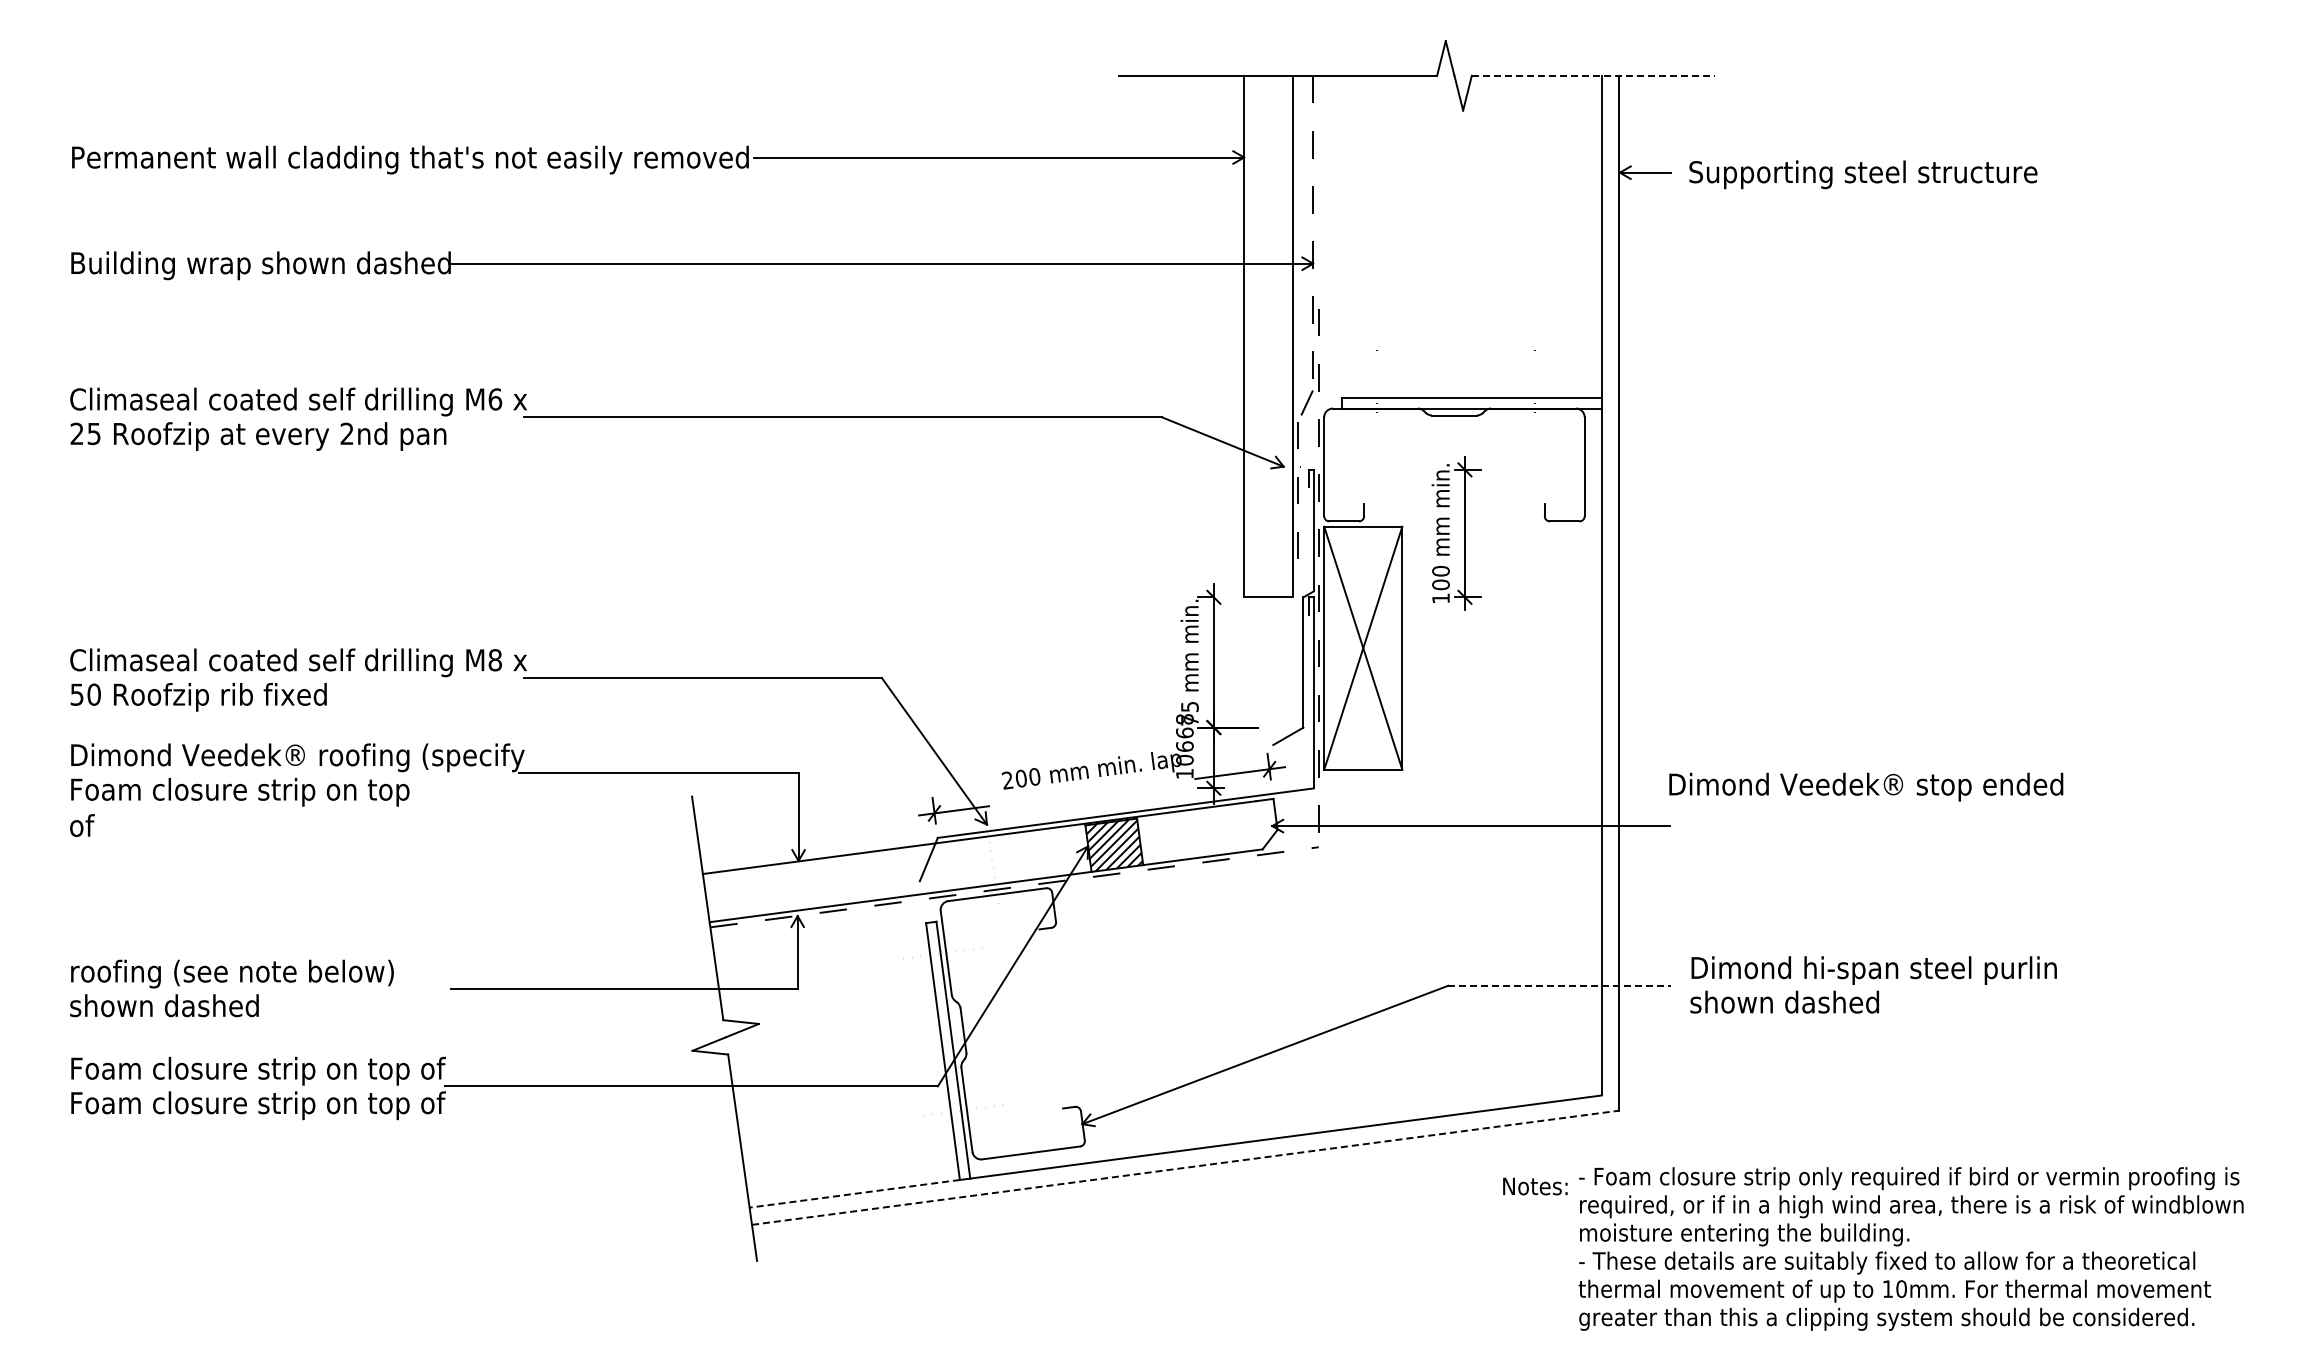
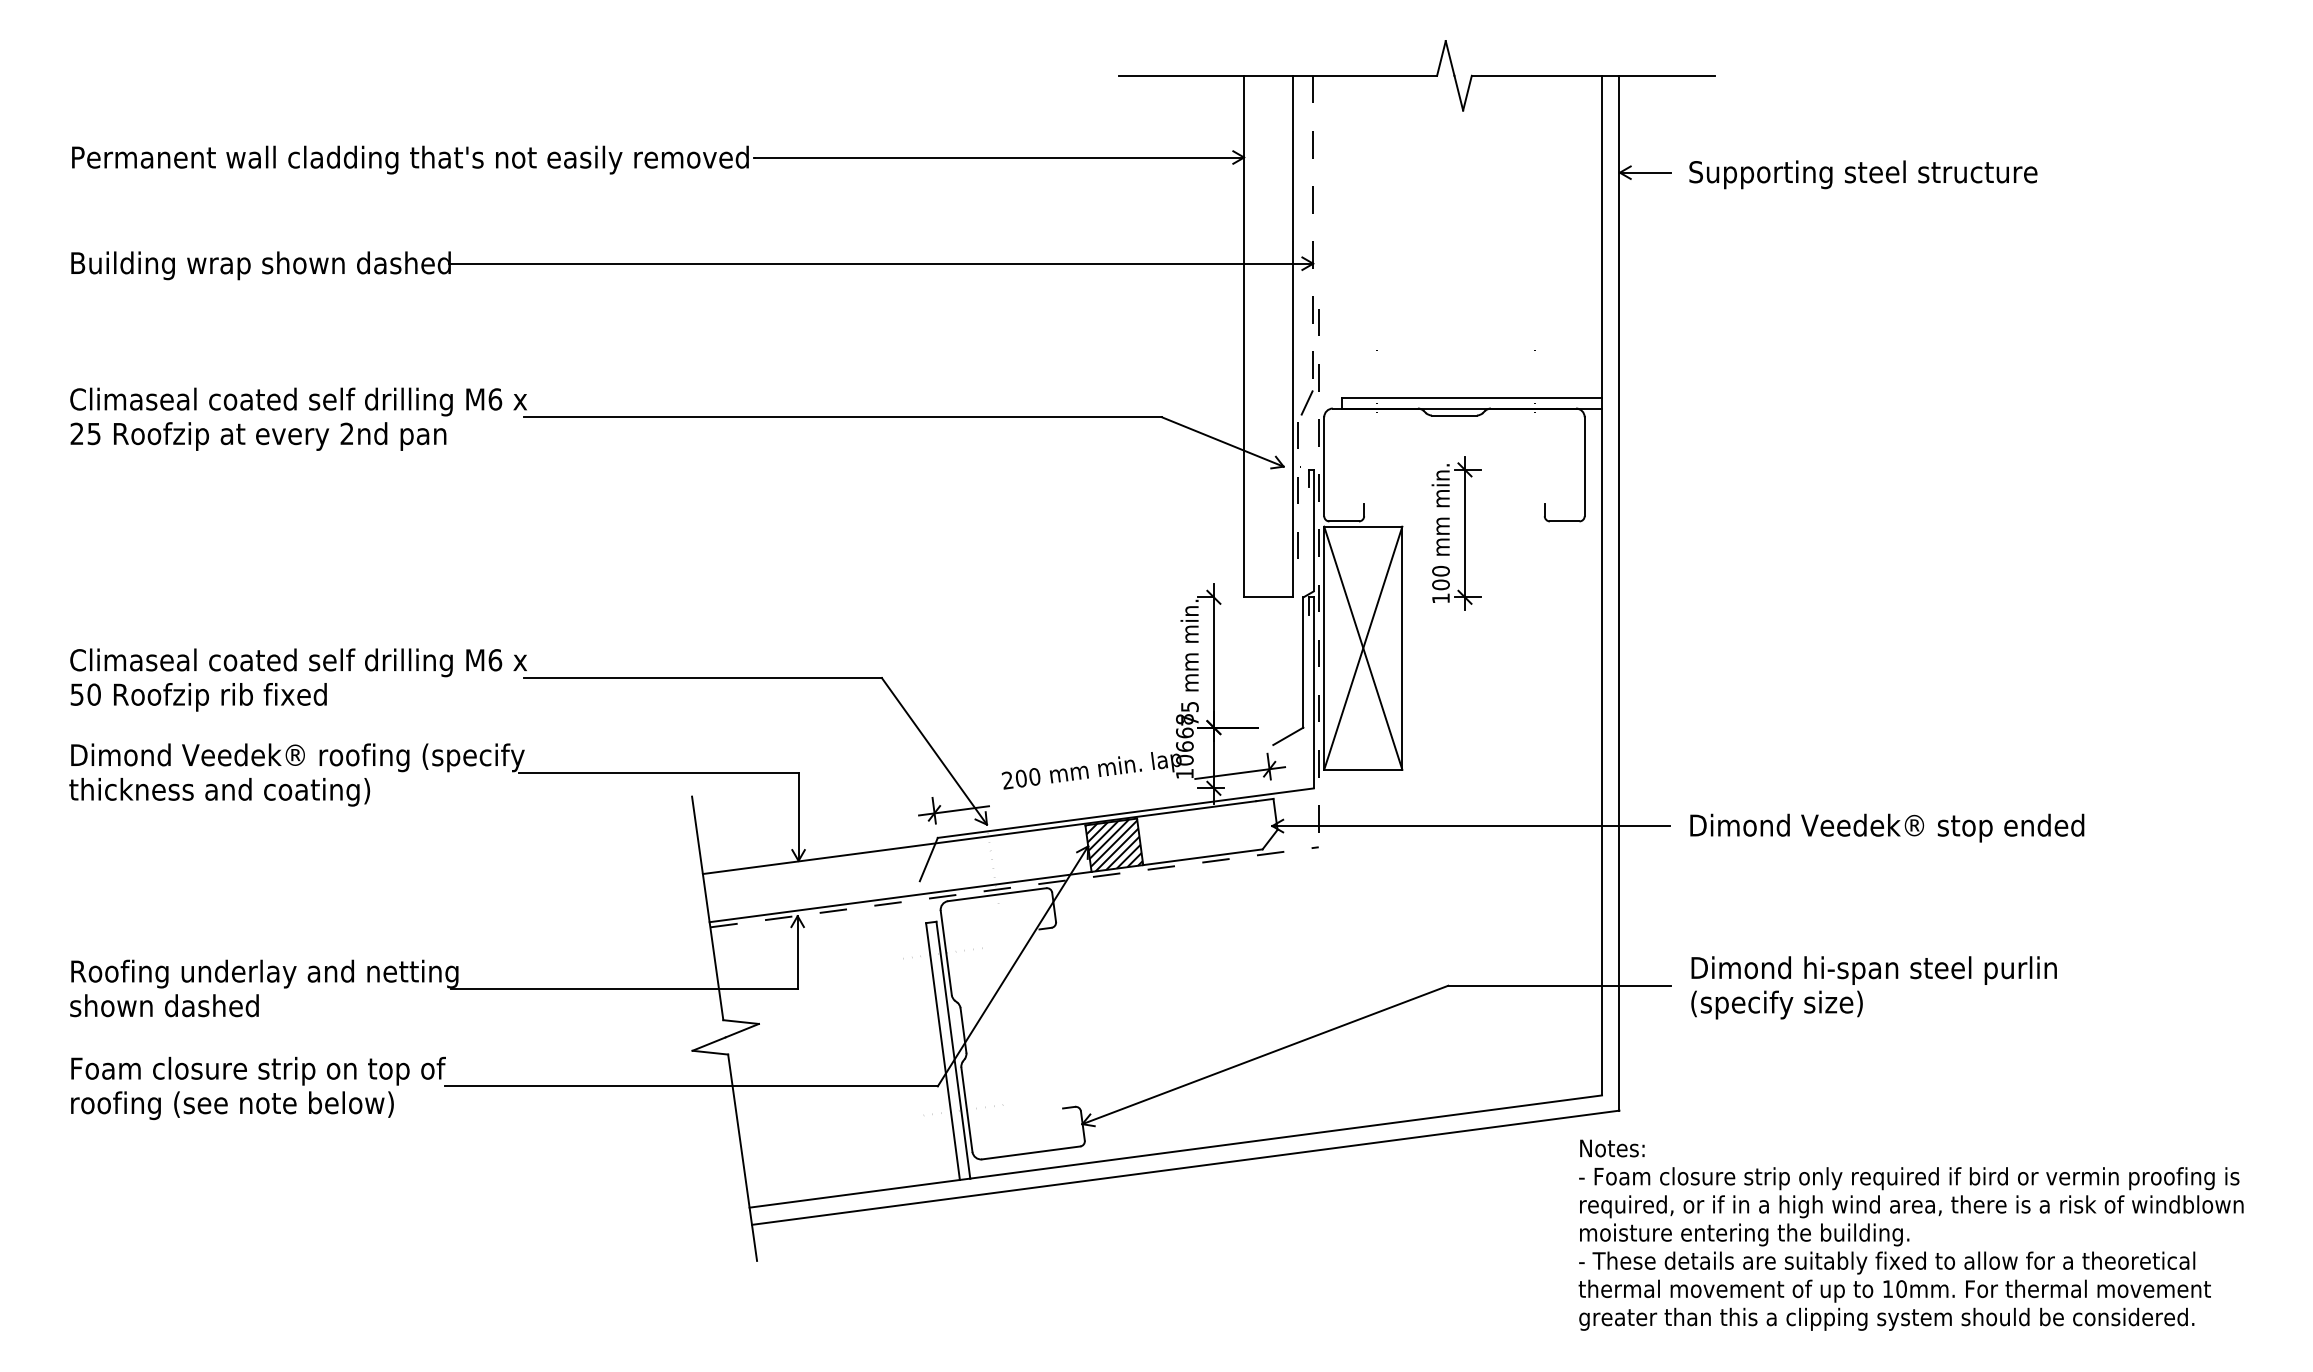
line: dashed -> solid (1593, 75)
text: M8 -> M6 (495, 660)
text position: (1866, 786) -> (1887, 827) (1887, 827)
text: Foam closure strip on top of -> thickness and coating) (239, 806)
text: roofing (see note below) -> Roofing underlay and netting (264, 973)
line: dashed -> solid (1560, 985)
text: shown dashed -> (specify size) (1784, 1004)
text: Foam closure strip on top of -> roofing (see note below) (258, 1105)
line: dashed -> solid (1186, 1167)
text position: (1535, 1186) -> (1612, 1148) (1612, 1148)
line: dashed -> solid (854, 1193)
